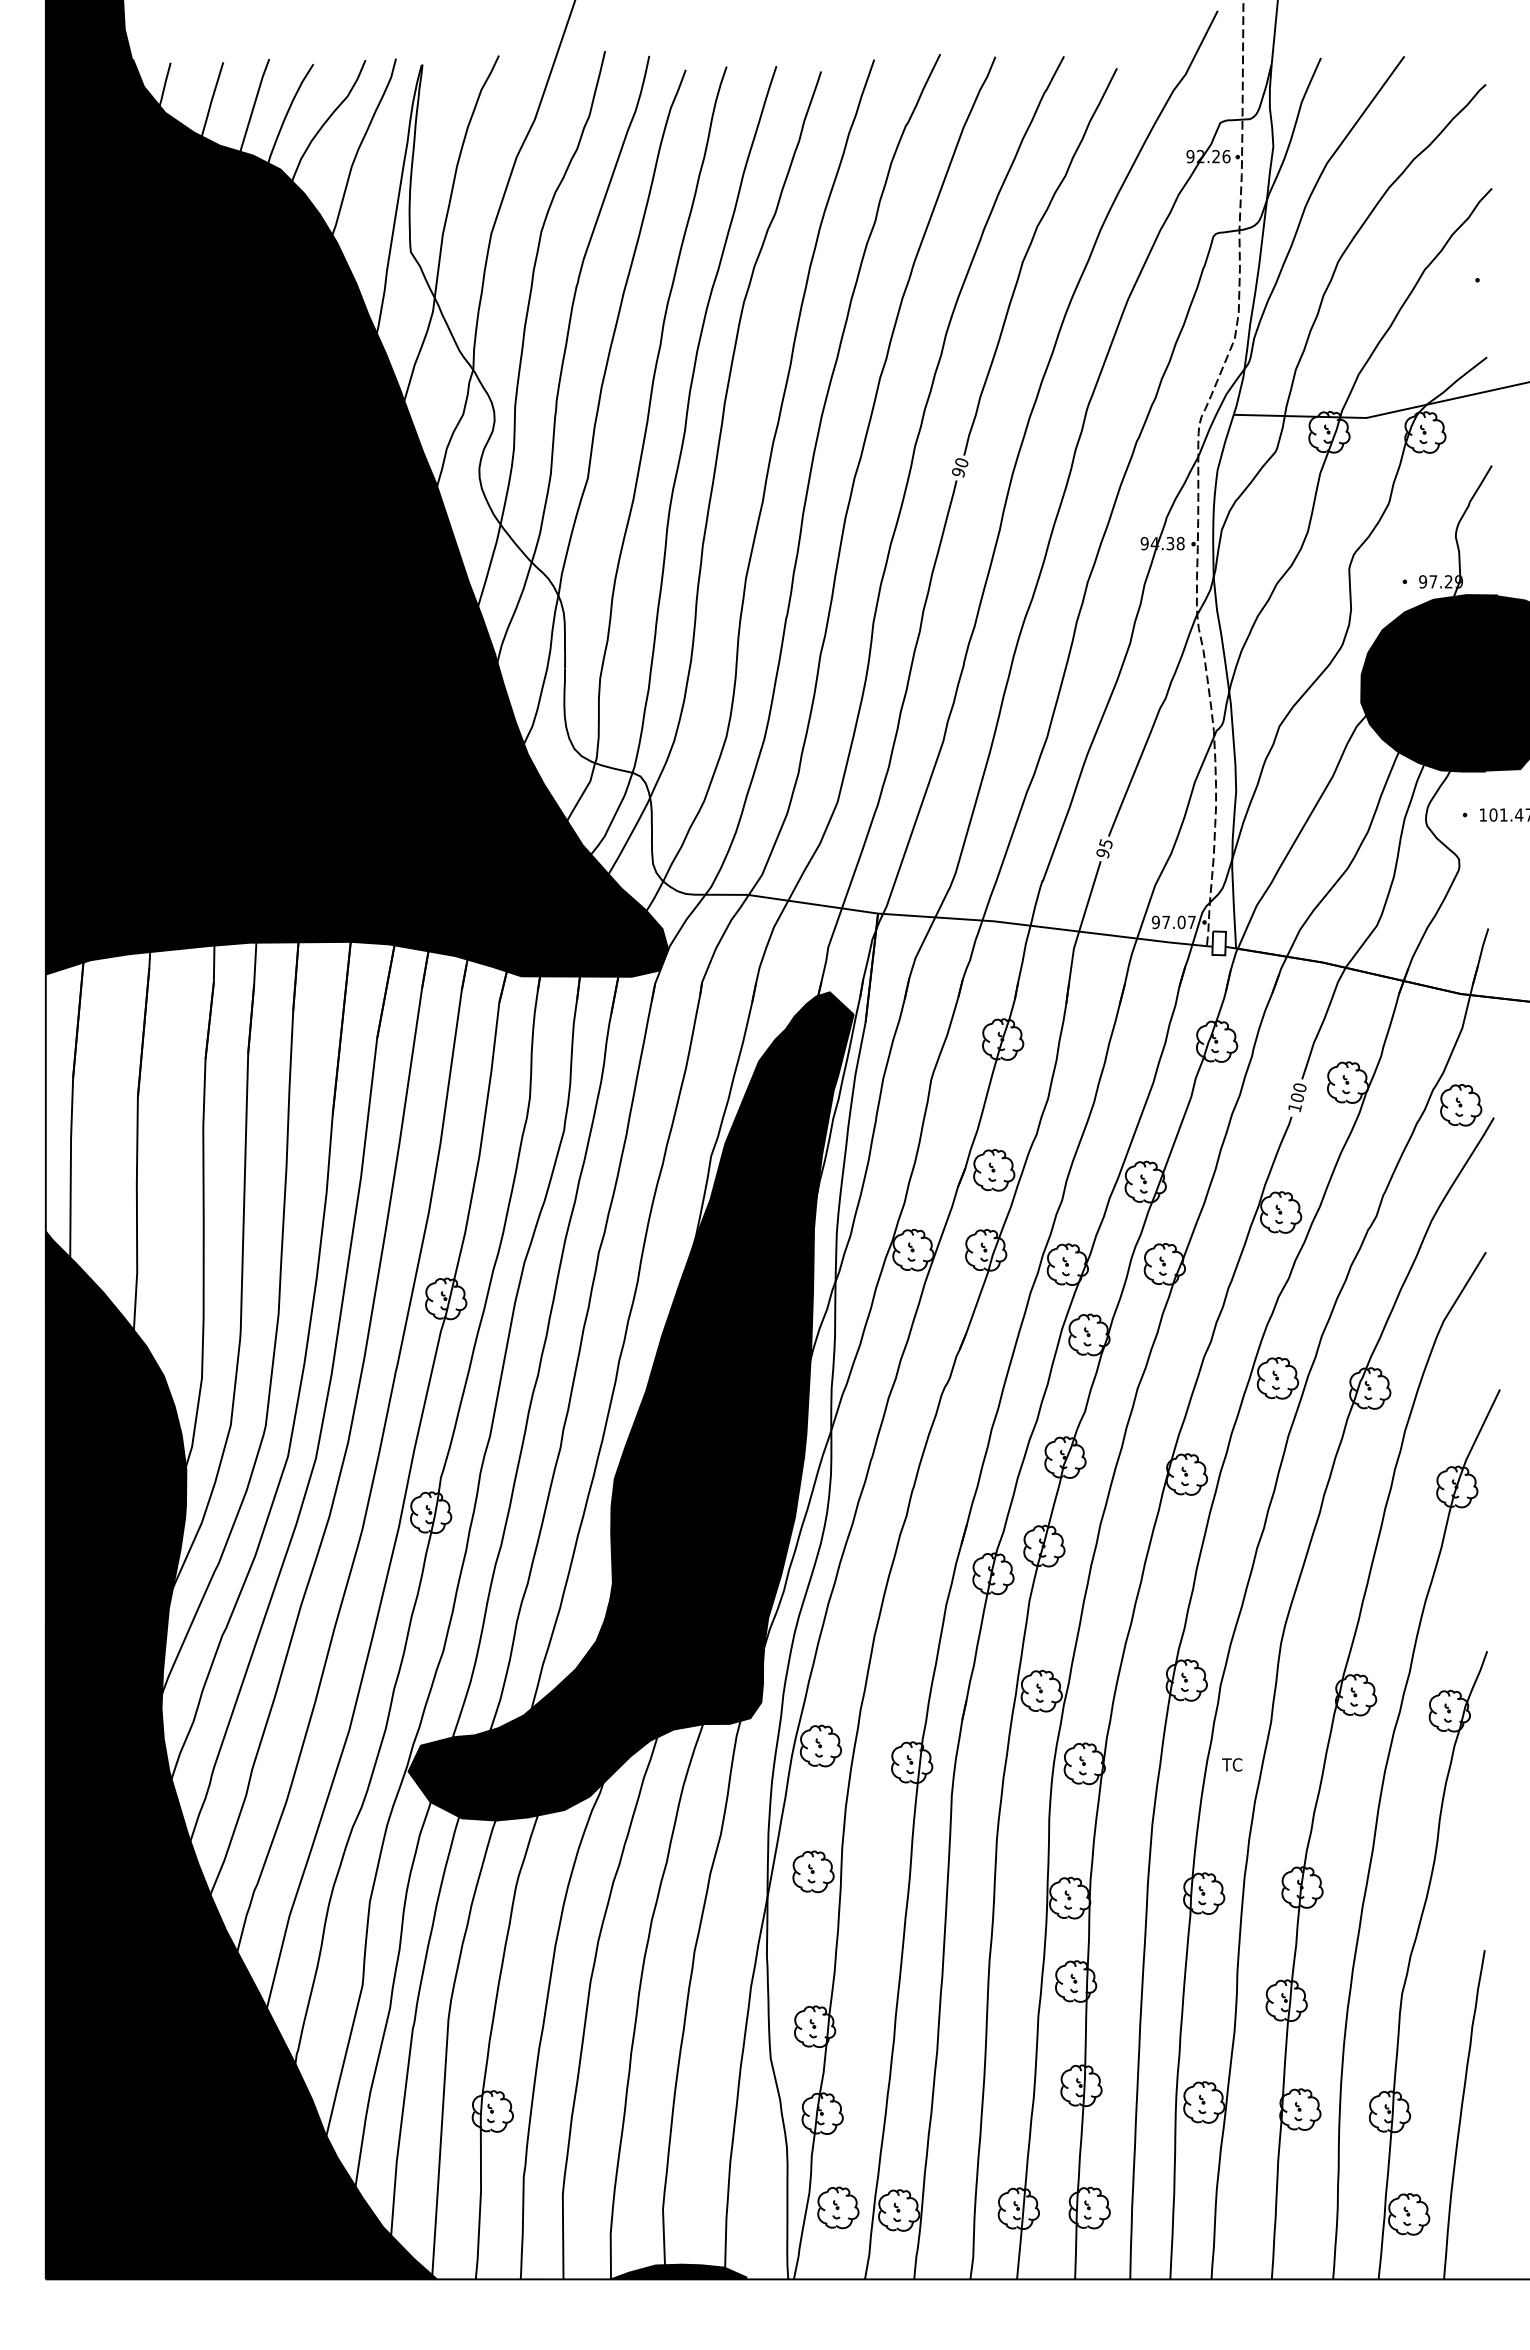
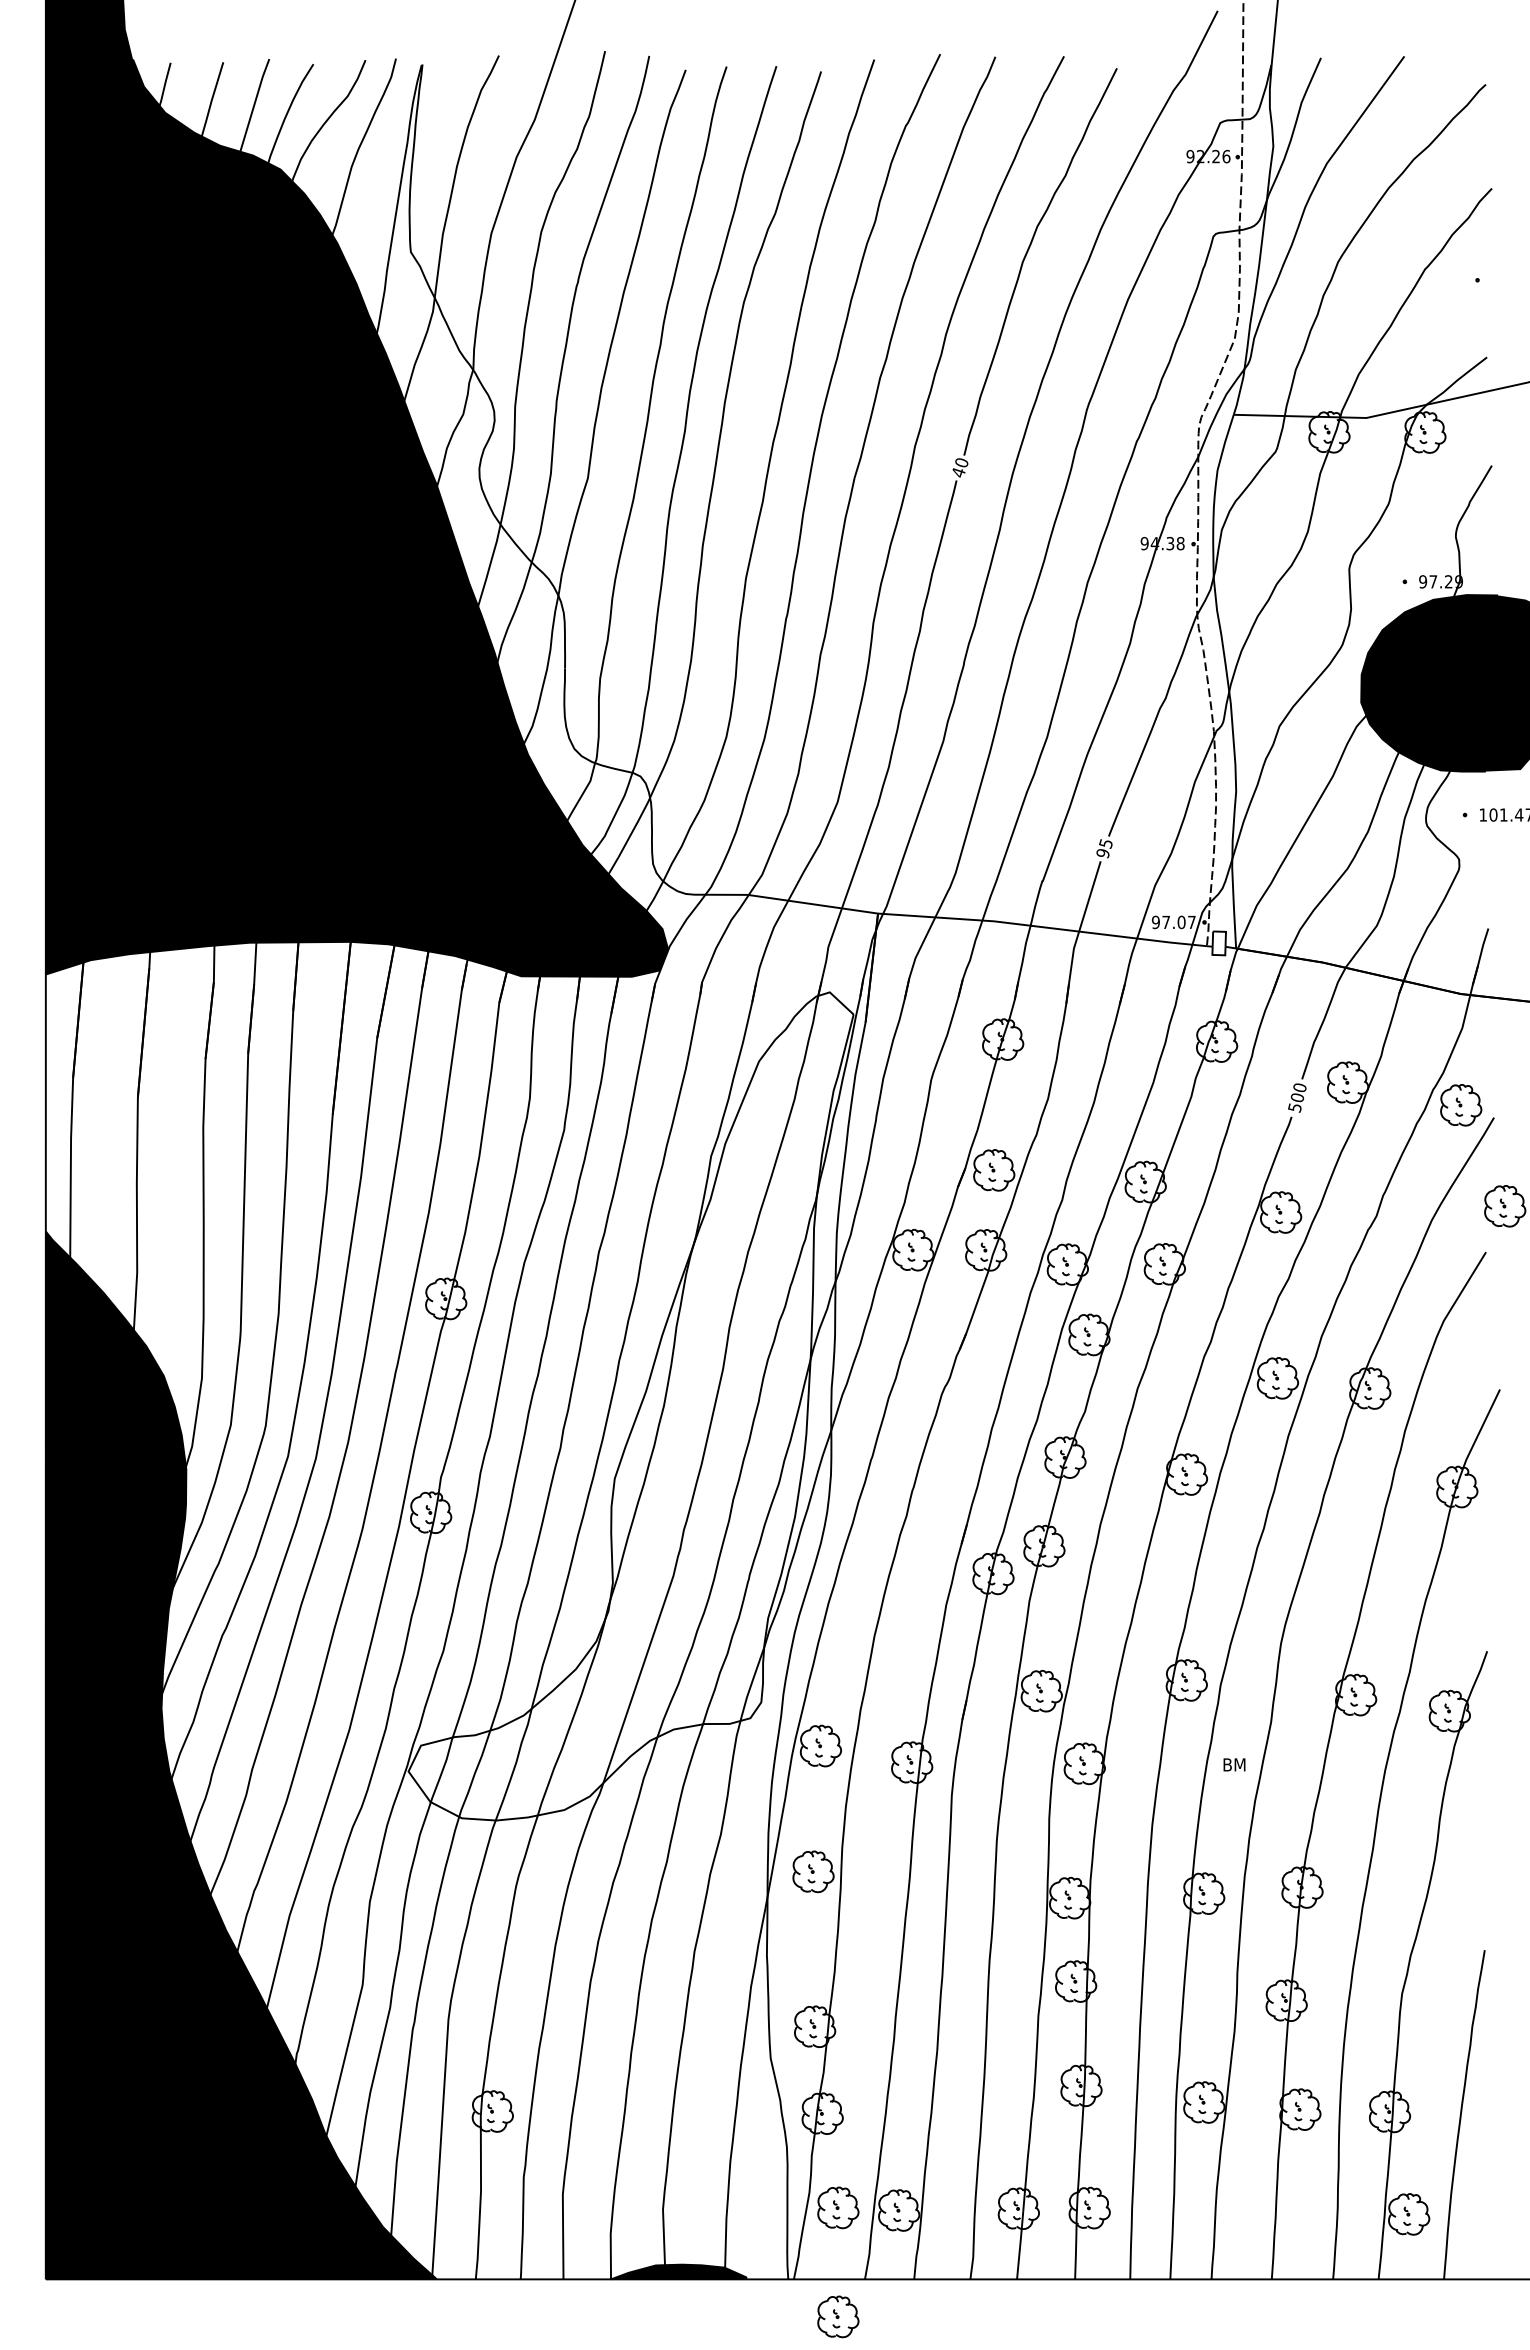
text: 90 -> 40 (958, 472)
text: 100 -> 500 (1294, 1107)
part: none -> present (1505, 1206)
fill: present -> none (630, 1406)
text: TC -> BM (1233, 1764)
part: none -> present (838, 2316)
